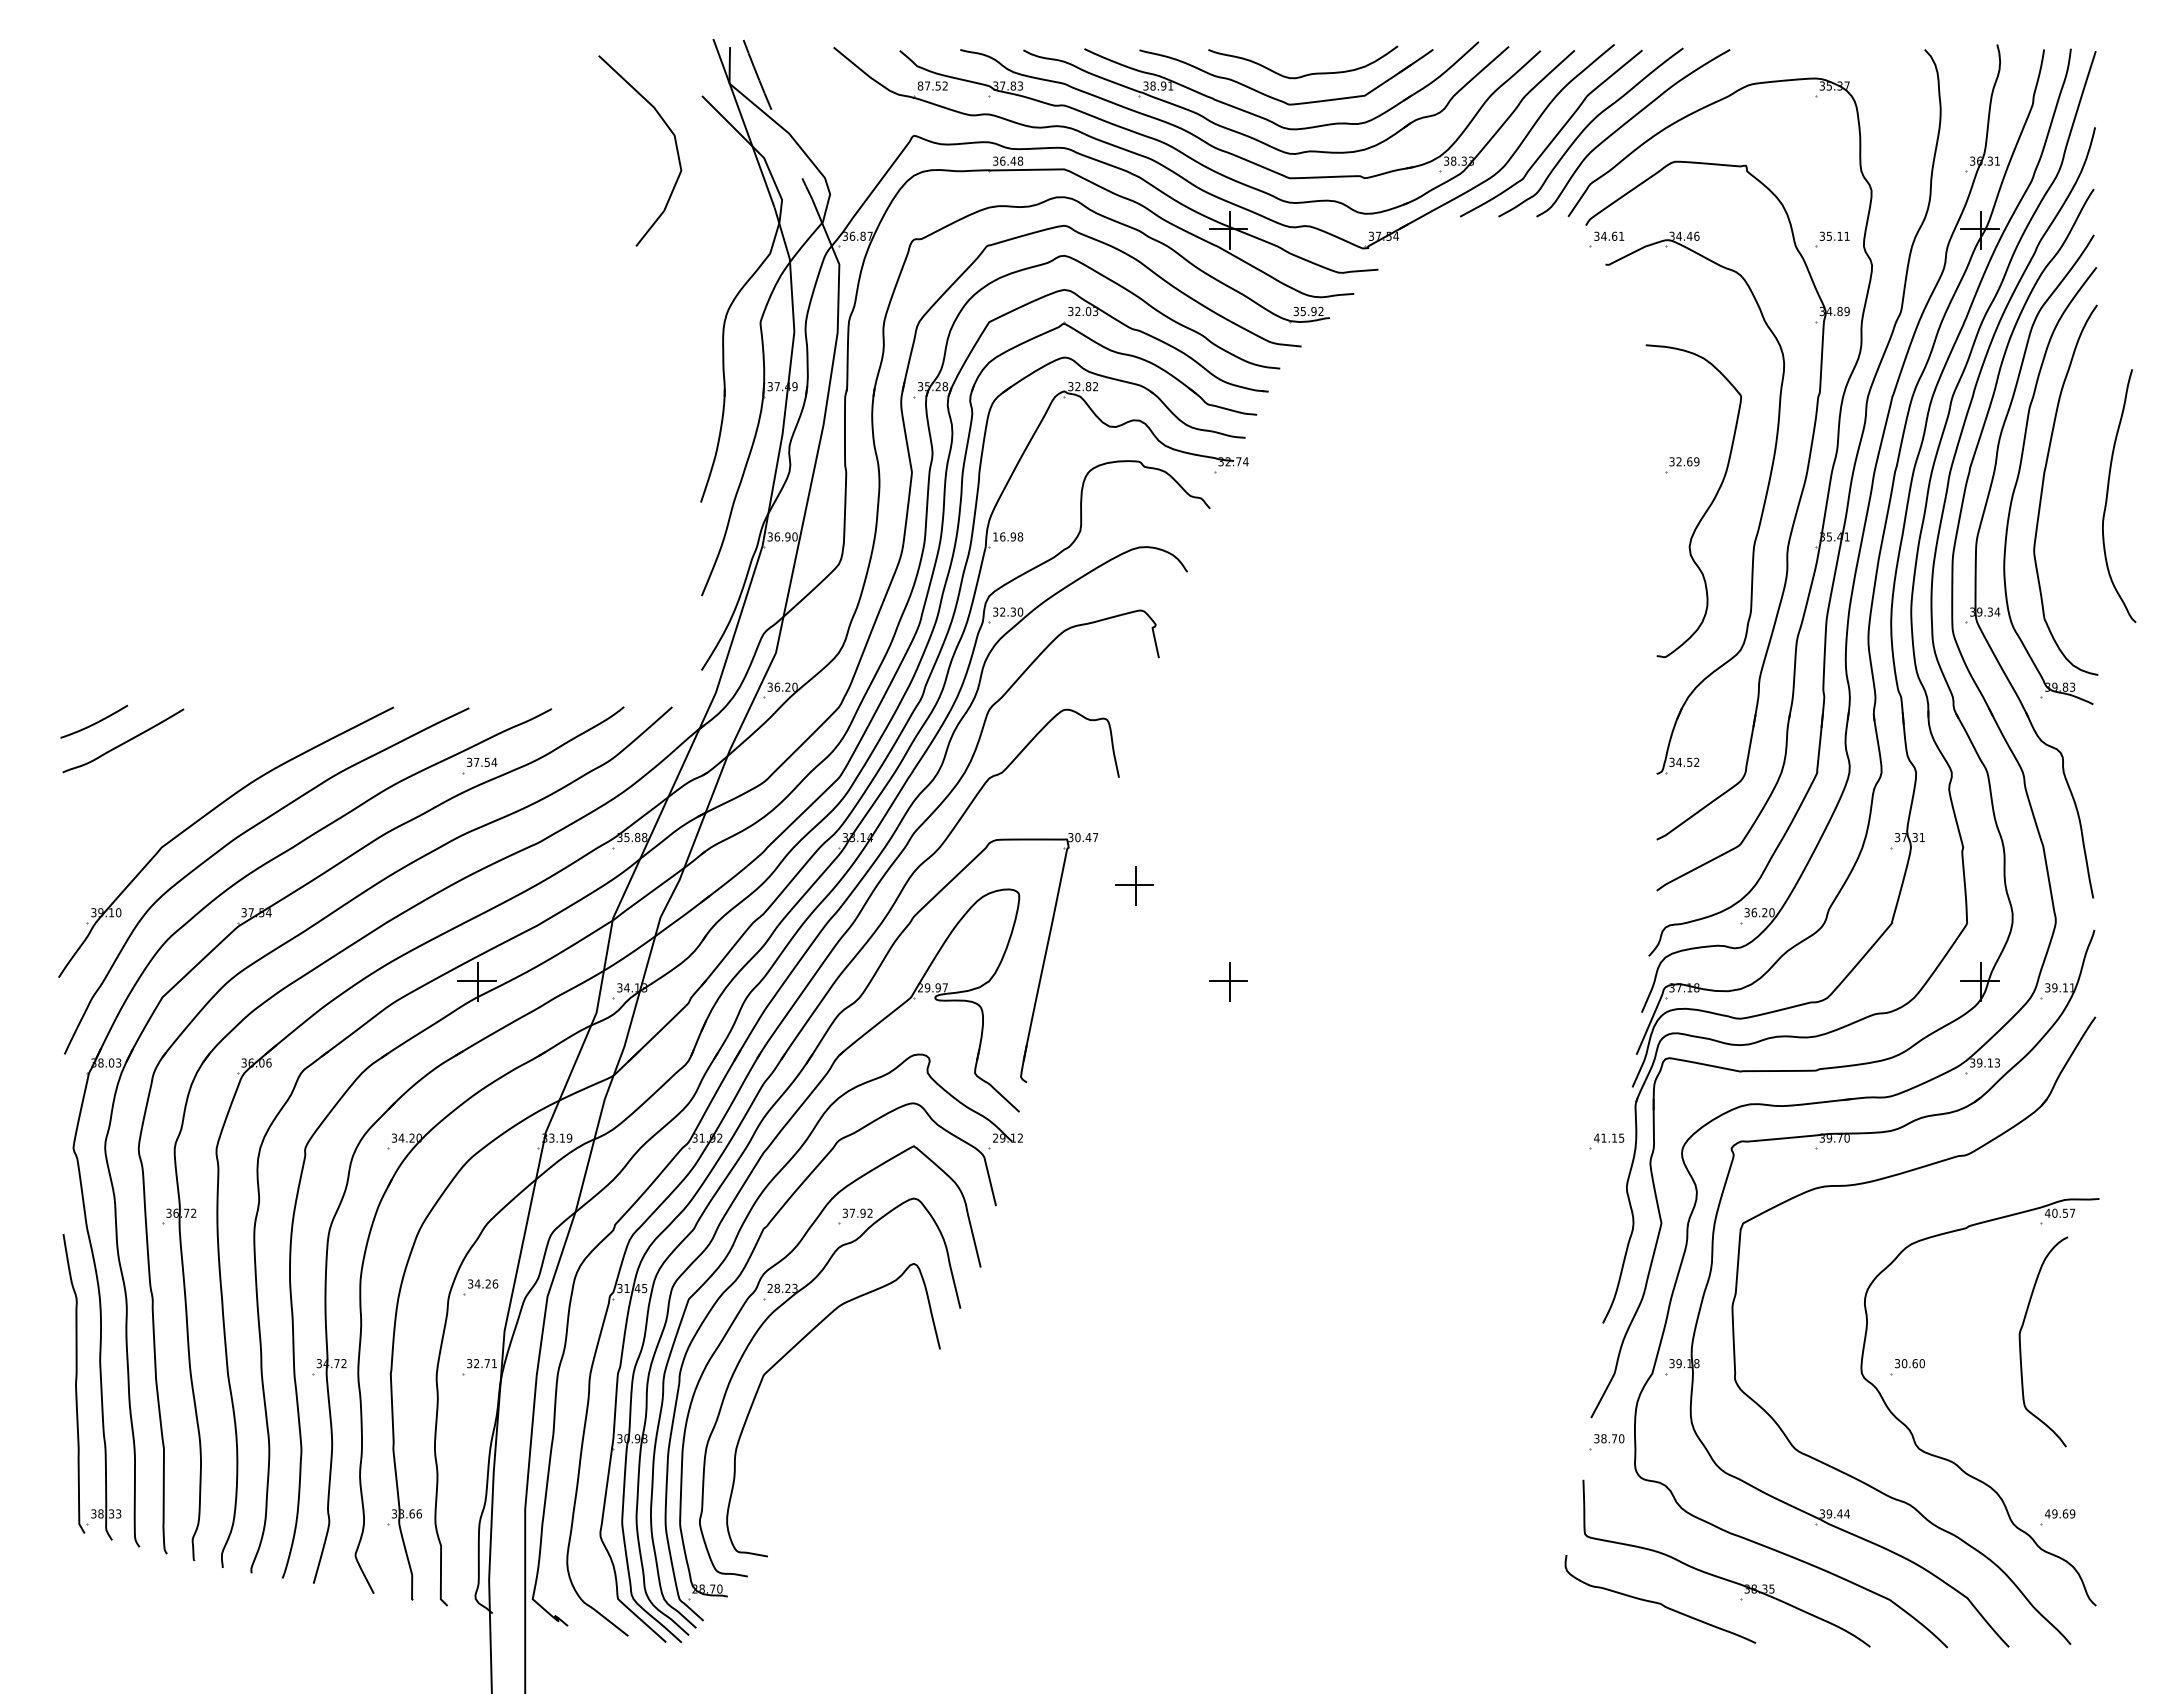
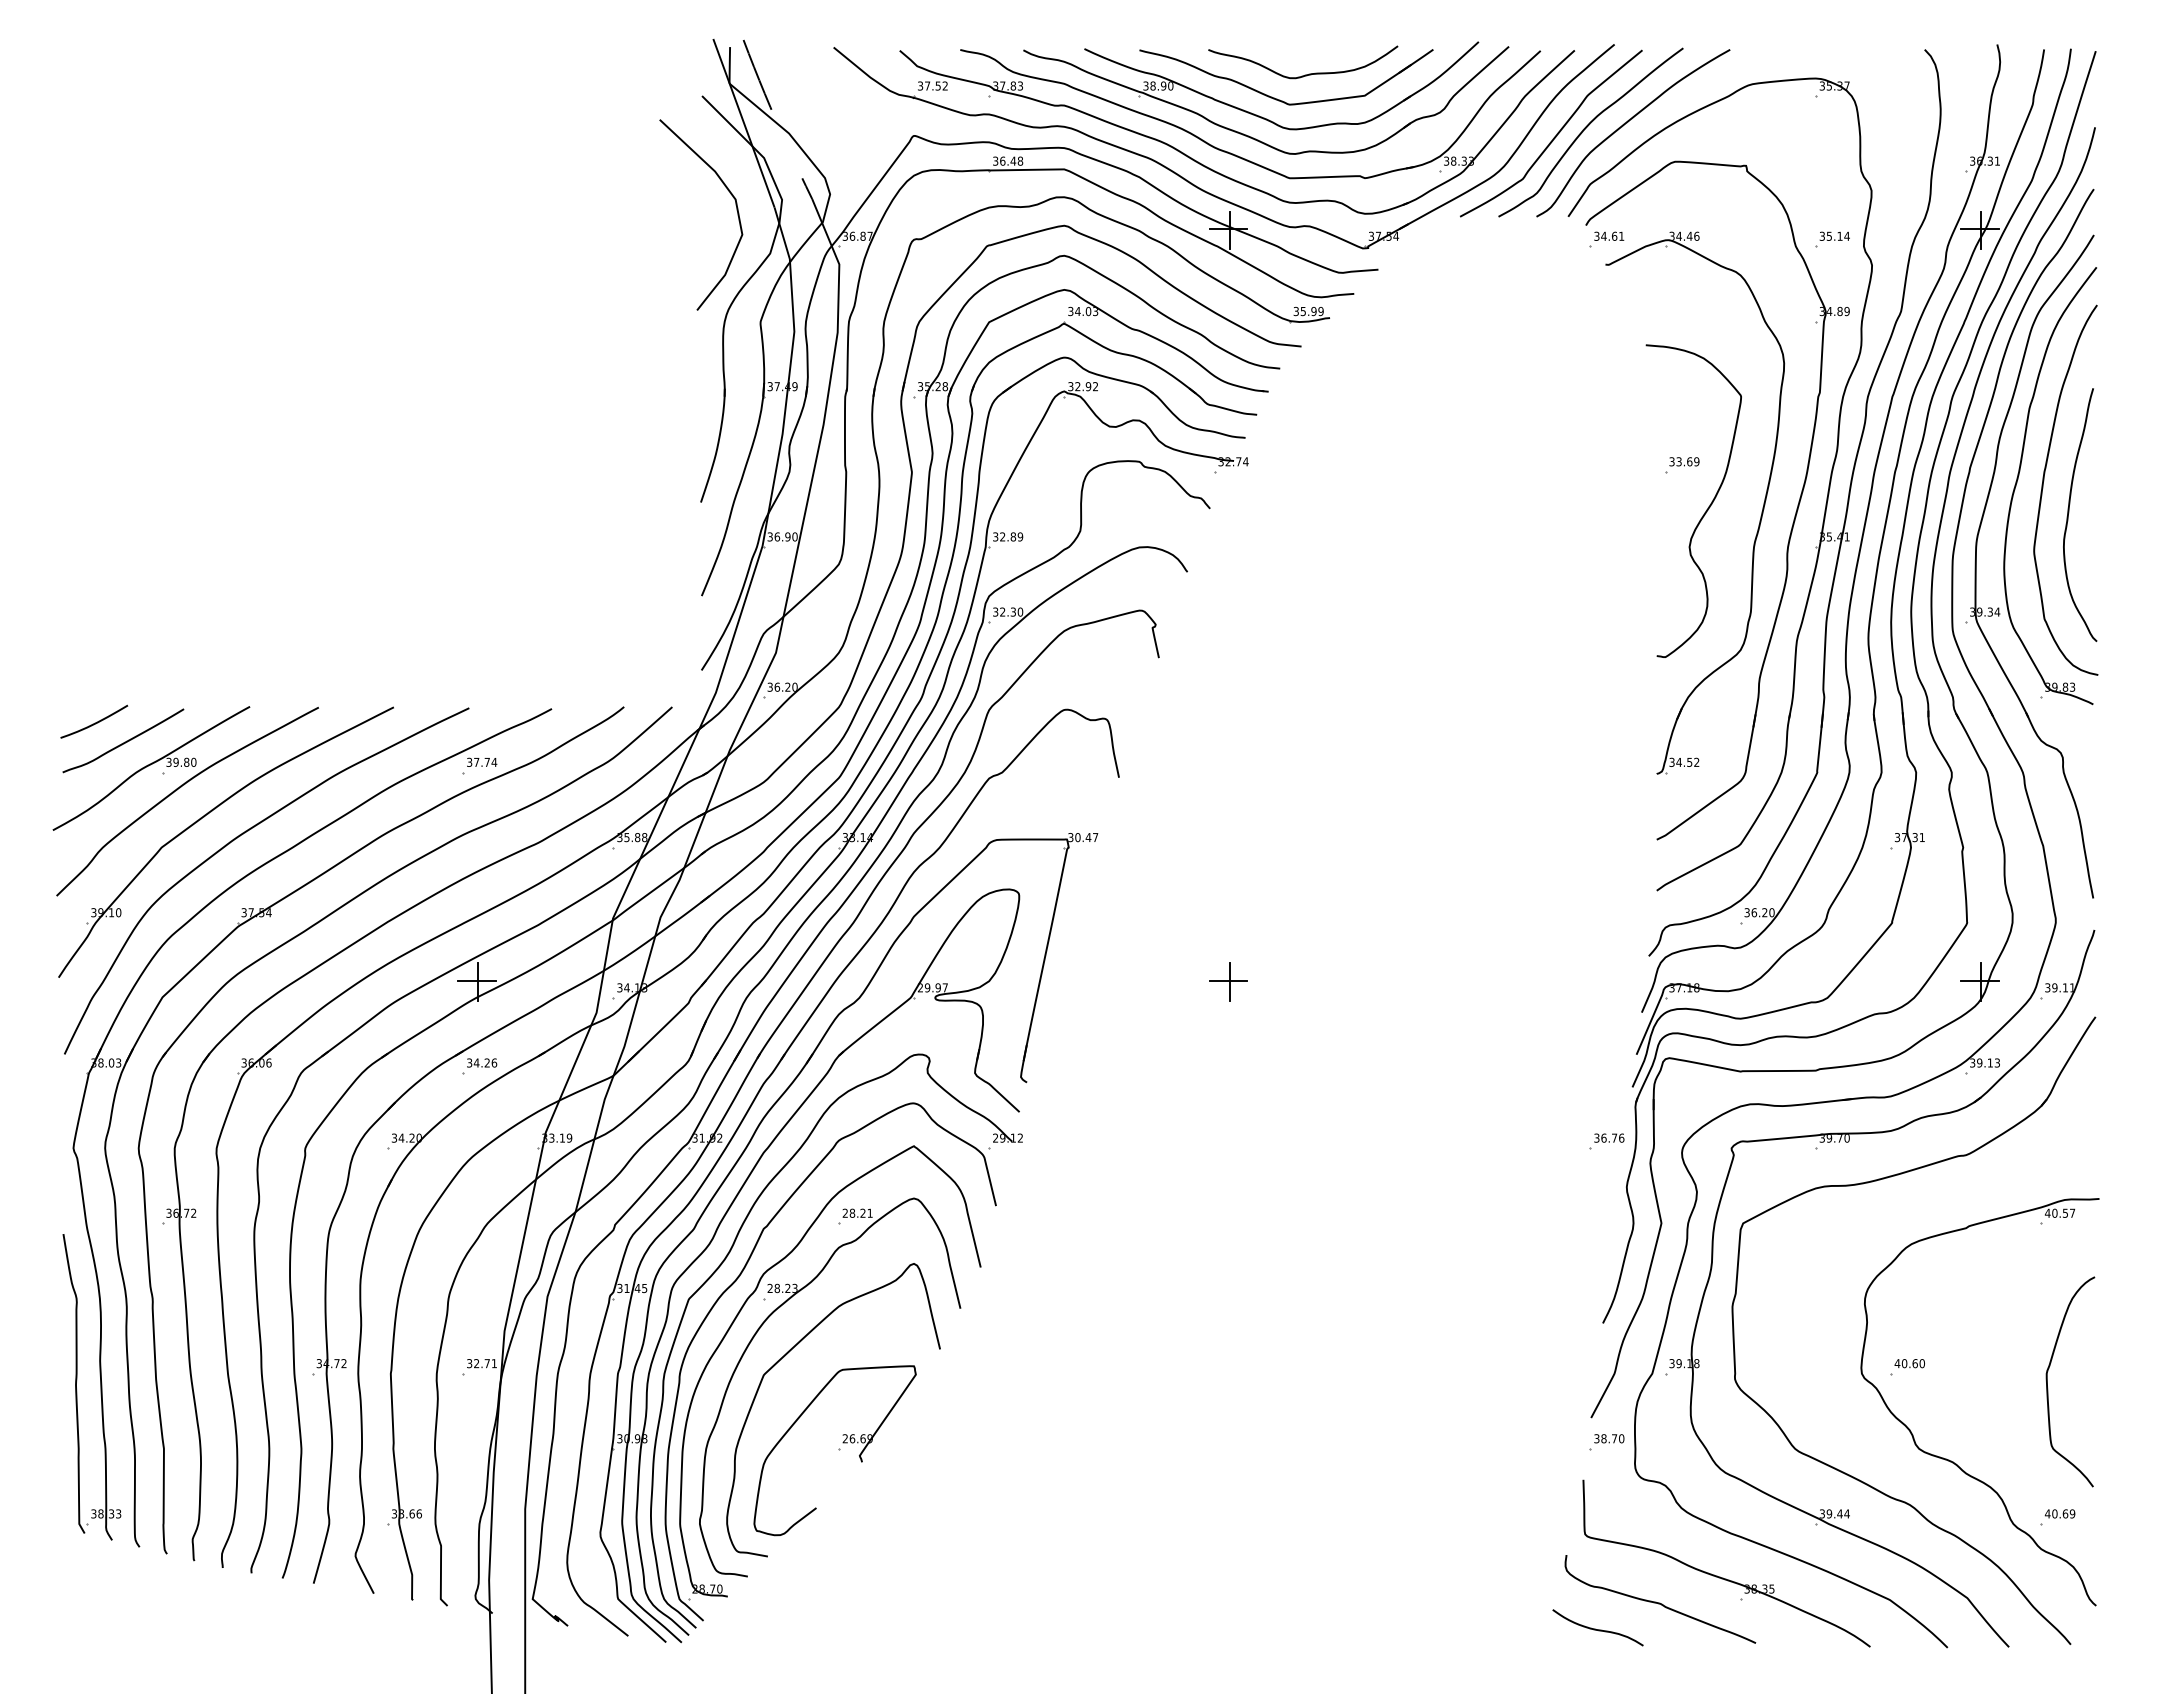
text: 87.52 -> 37.52 (920, 85)
text: 38.91 -> 38.90 (1170, 86)
curve position: (674, 141) -> (735, 205) (735, 205)
text: 35.11 -> 35.14 (1846, 235)
text: 32.03 -> 34.03 (1077, 310)
text: 35.92 -> 35.99 (1320, 311)
text: 32.82 -> 32.92 (1088, 386)
text: 32.69 -> 33.69 (1678, 461)
curve position: (2108, 494) -> (2069, 513) (2069, 513)
text: 16.98 -> 32.89 (1008, 536)
text: 37.54 -> 37.74 (486, 762)
part: none -> present (177, 790)
part: present -> none (1134, 885)
text: 41.15 -> 36.76 (1609, 1137)
text: 37.92 -> 28.21 (857, 1212)
part position: (480, 1287) -> (479, 1066) (479, 1066)
curve position: (2020, 1341) -> (2047, 1381) (2047, 1381)
text: 30.60 -> 40.60 (1897, 1363)
part: none -> present (834, 1450)
text: 49.69 -> 40.69 (2054, 1513)
curve: none -> present (1597, 1629)
